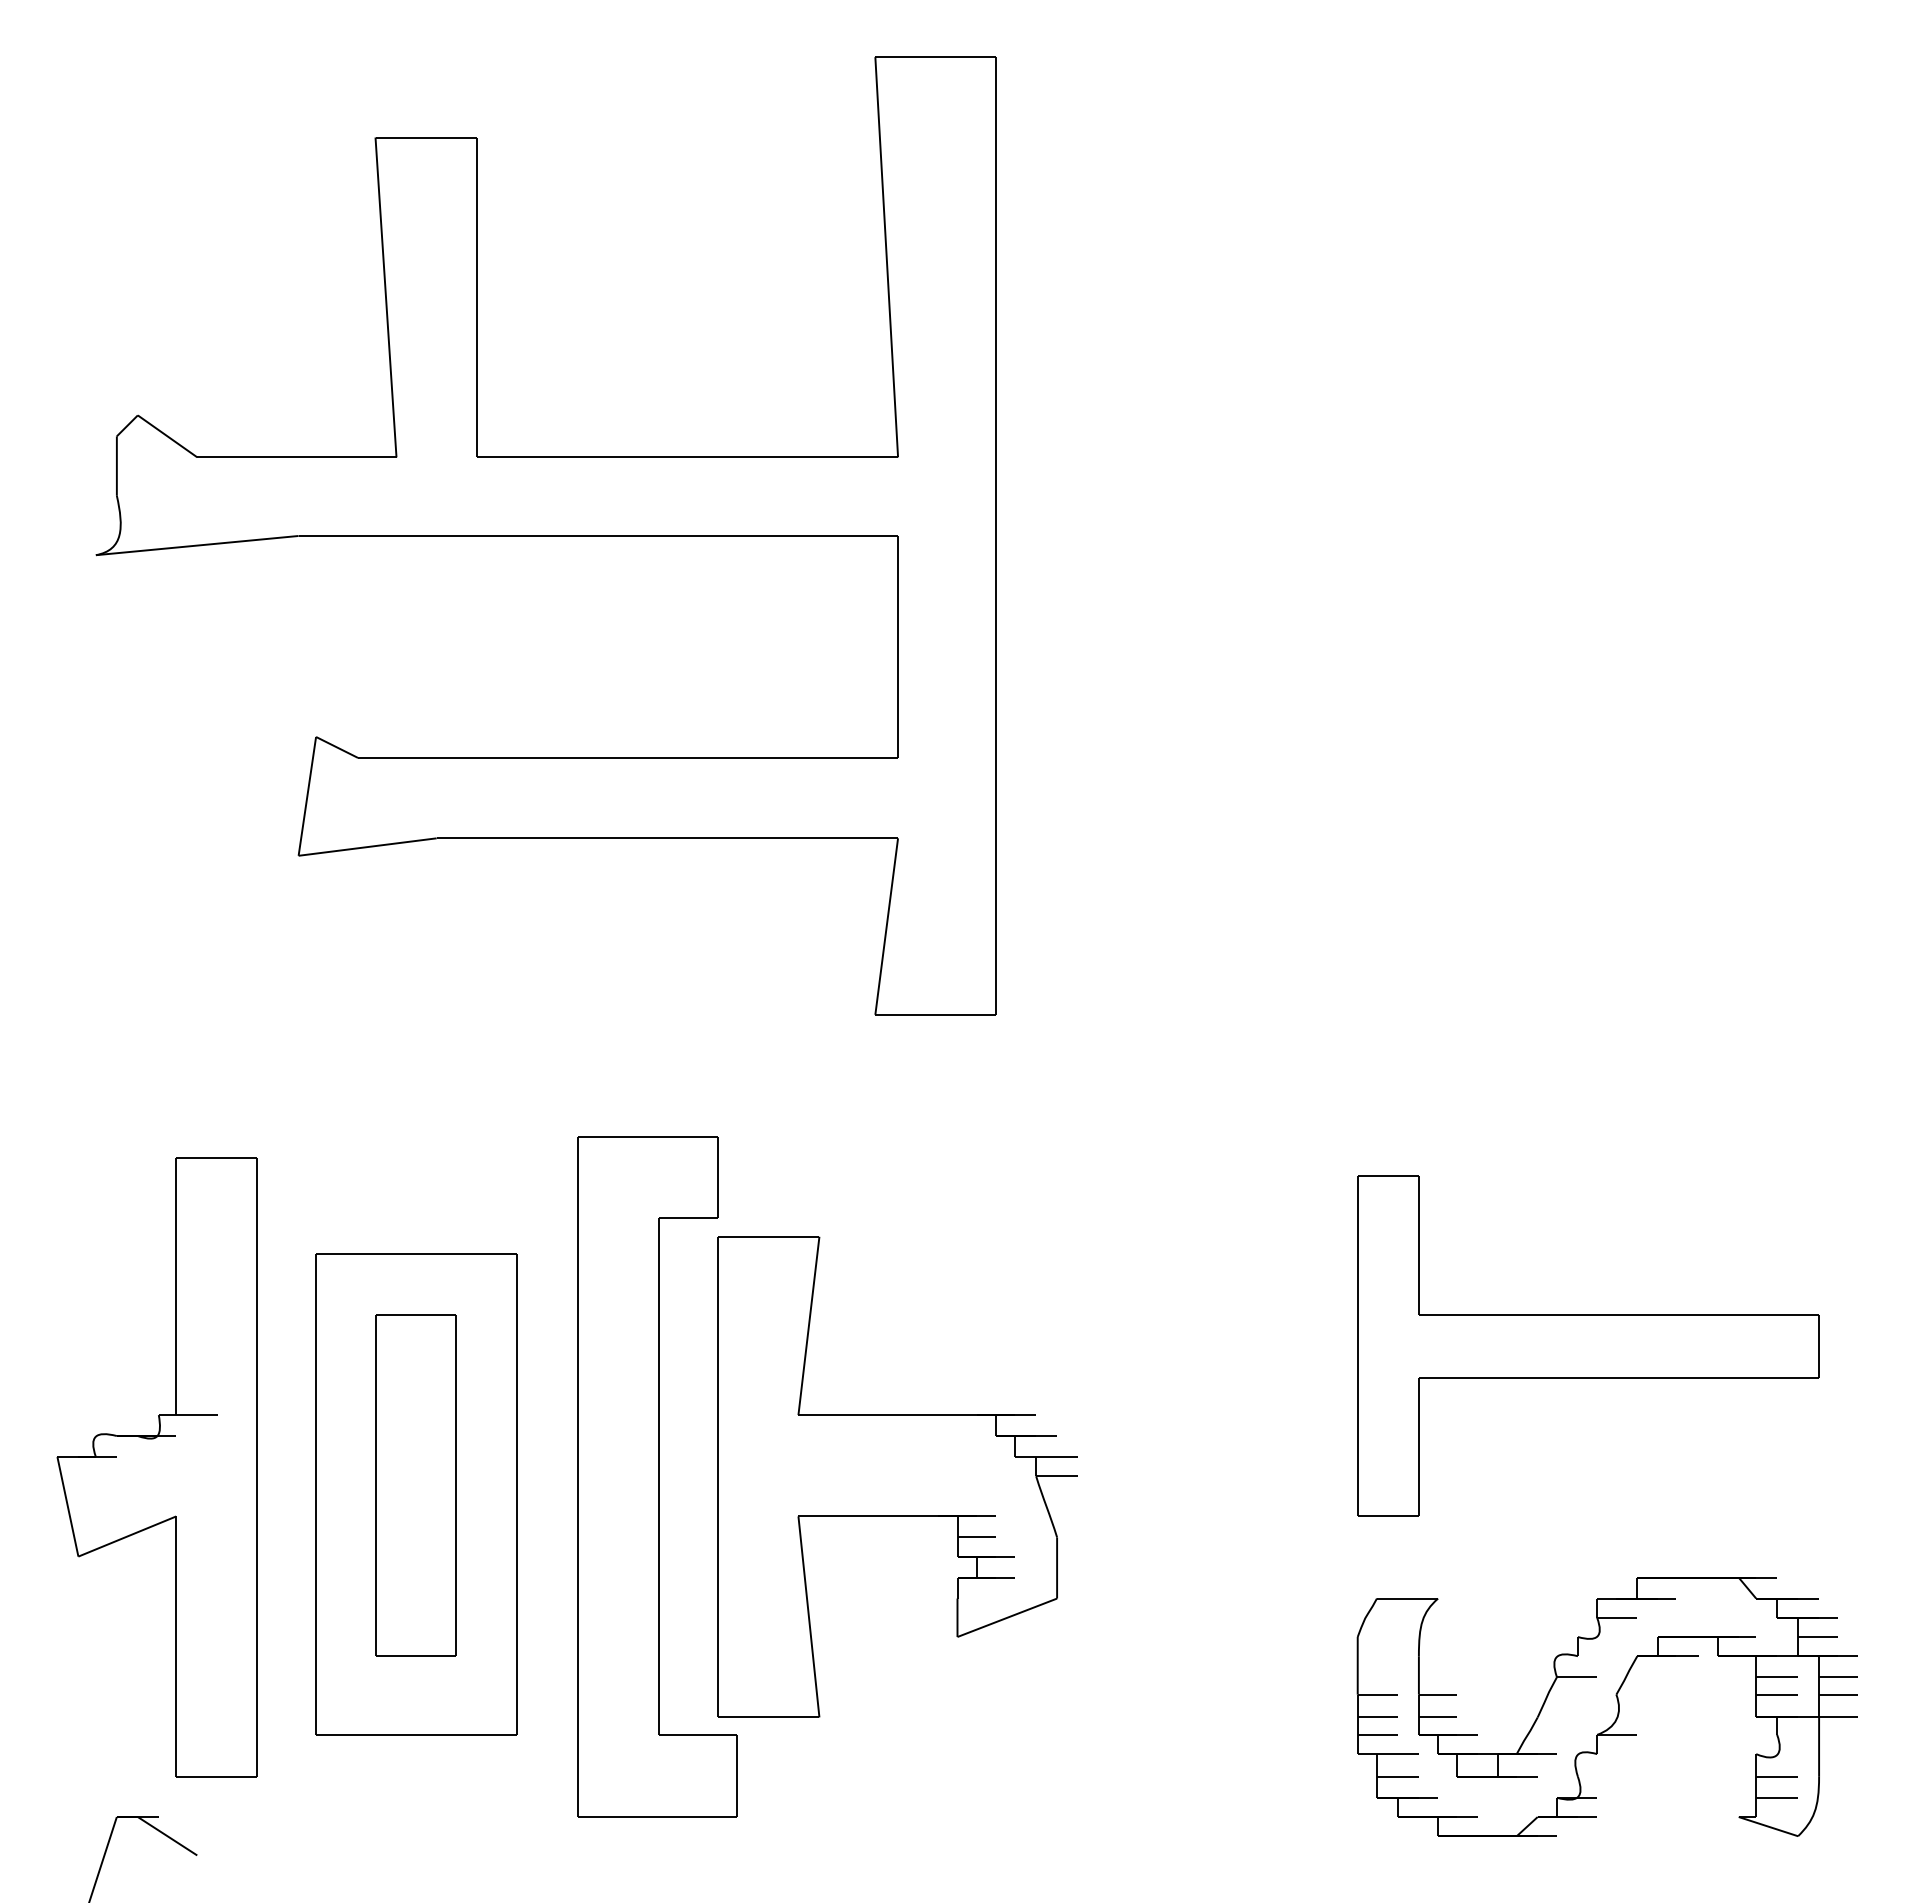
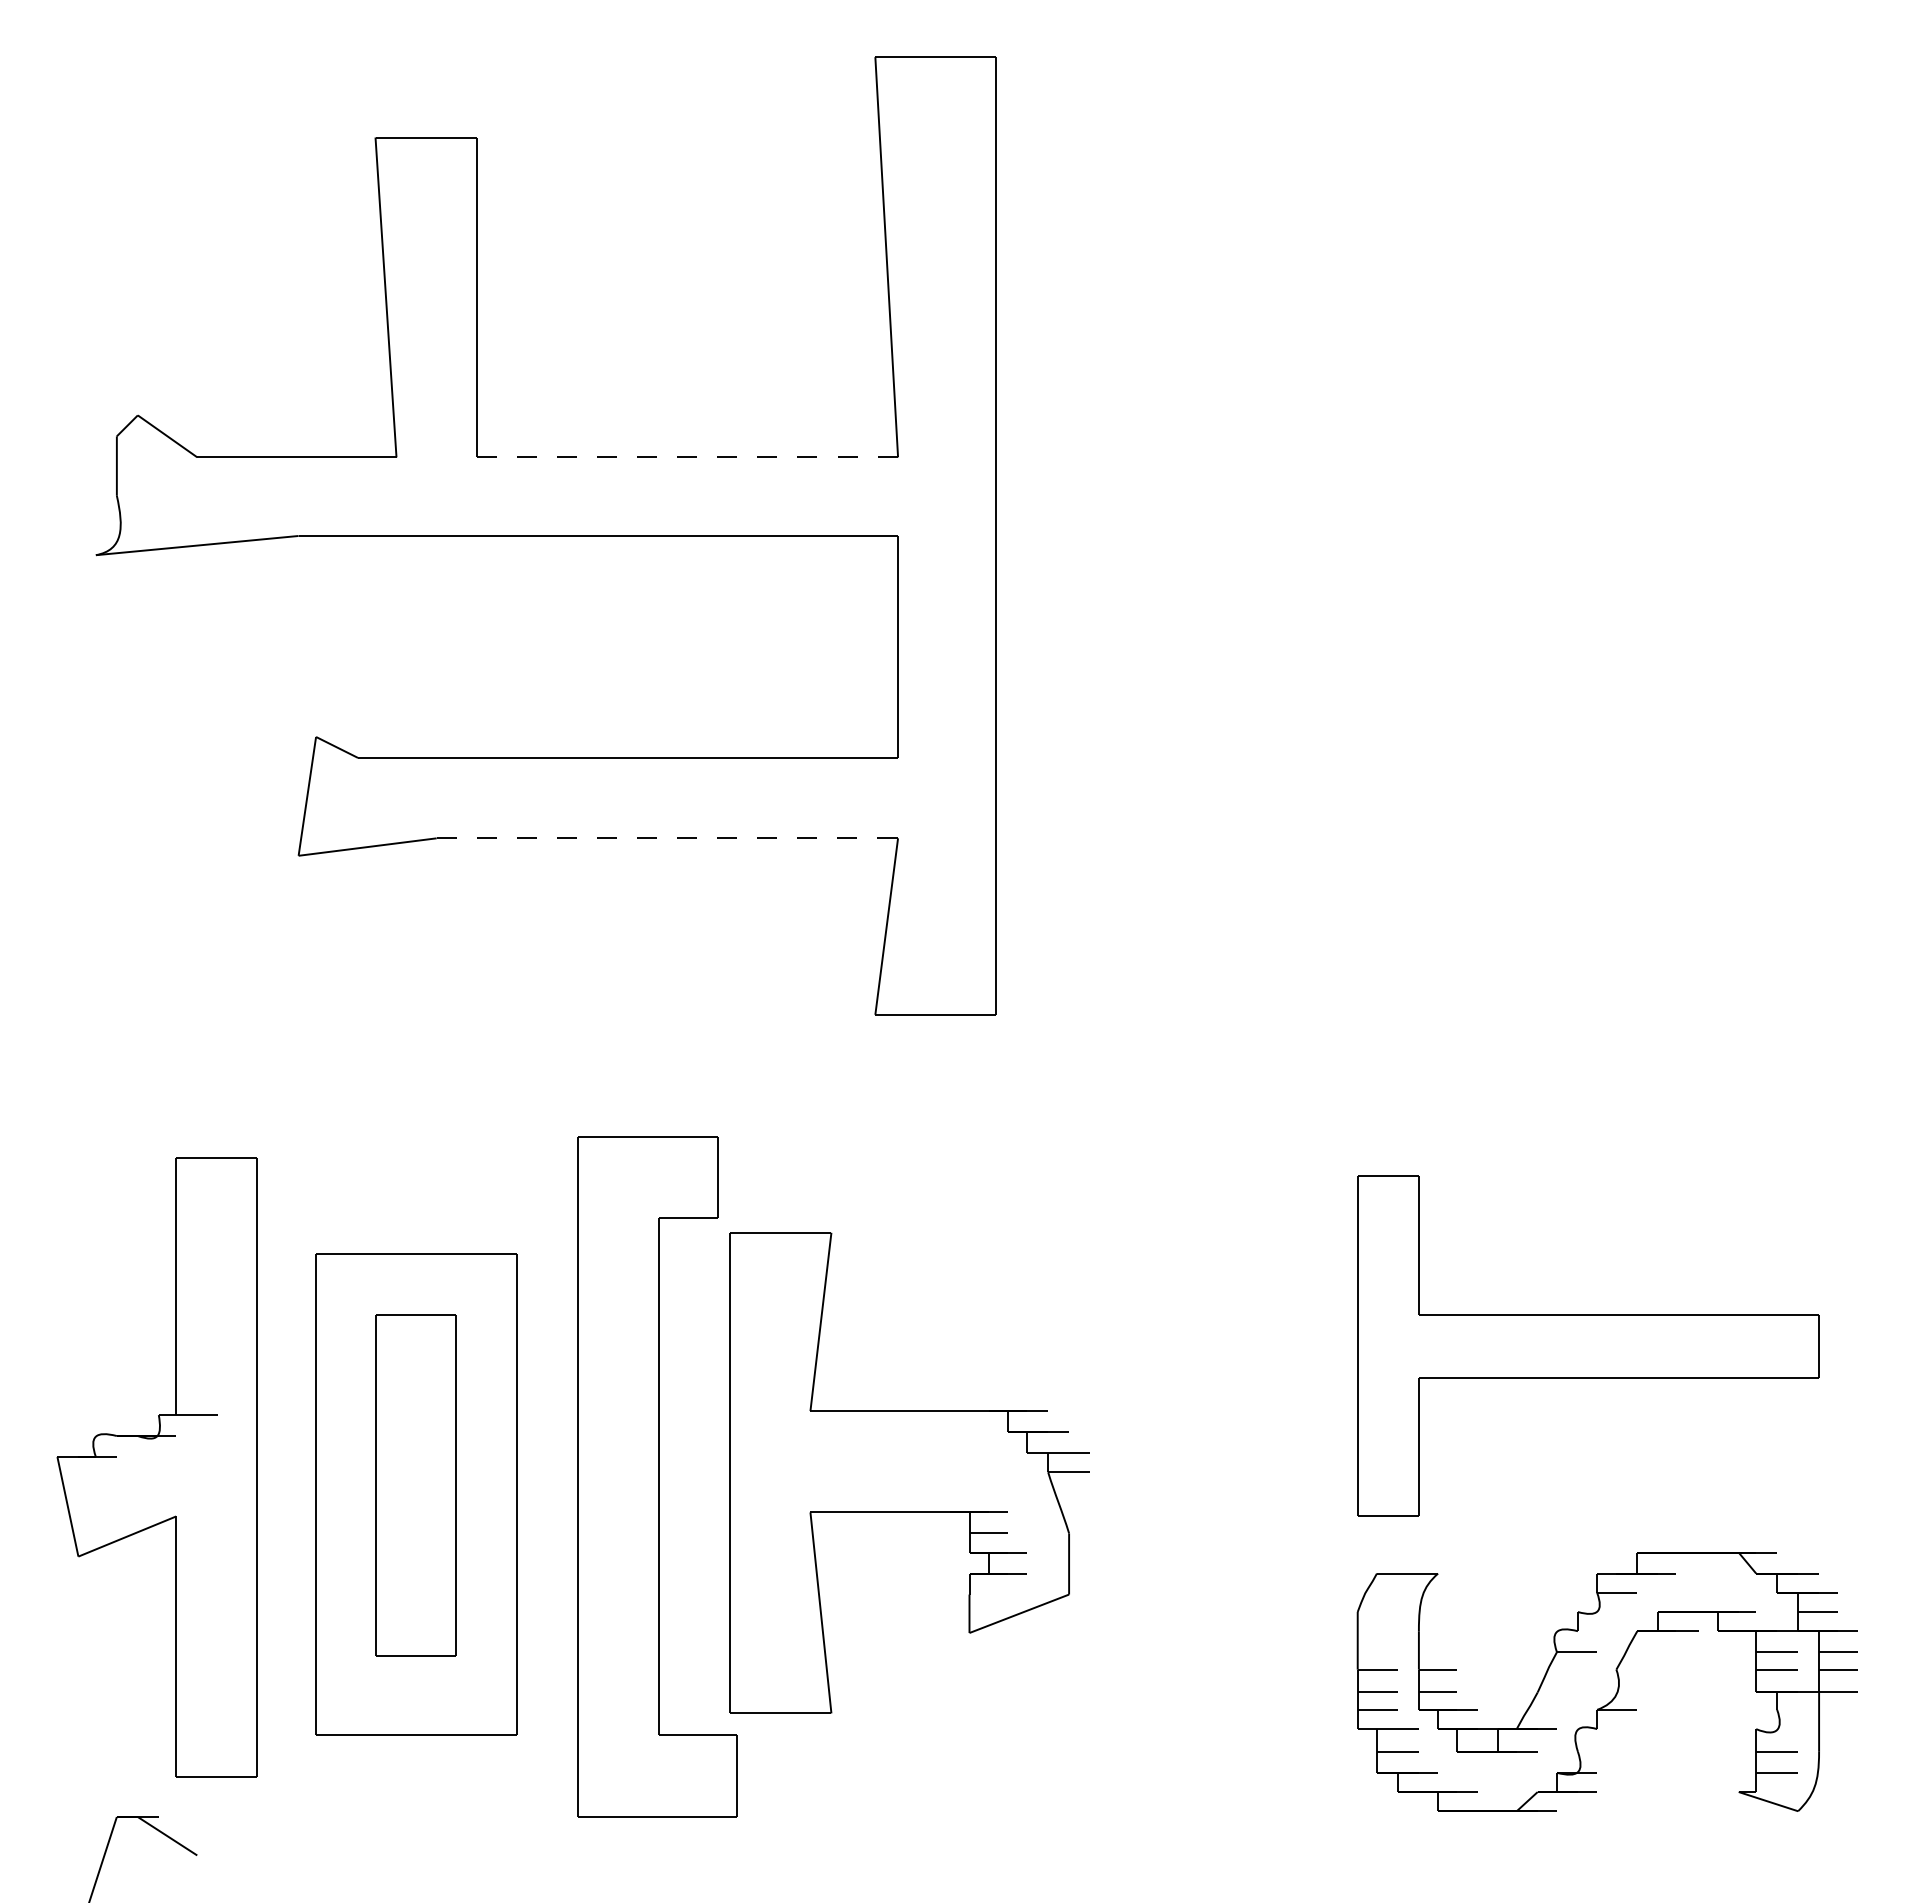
line: solid -> dashed (687, 457)
line: solid -> dashed (667, 838)
part position: (897, 1476) -> (909, 1472) (909, 1472)
part position: (1606, 1706) -> (1606, 1681) (1606, 1681)
